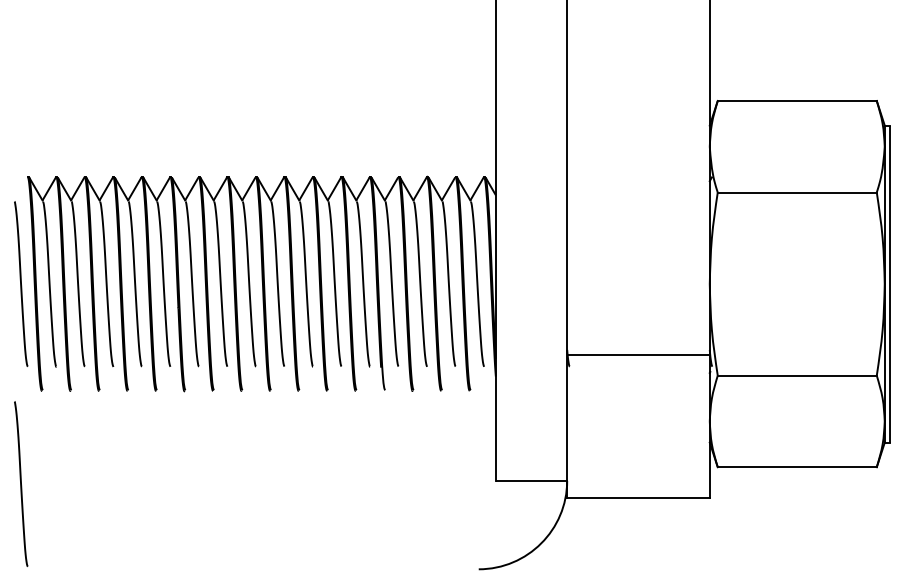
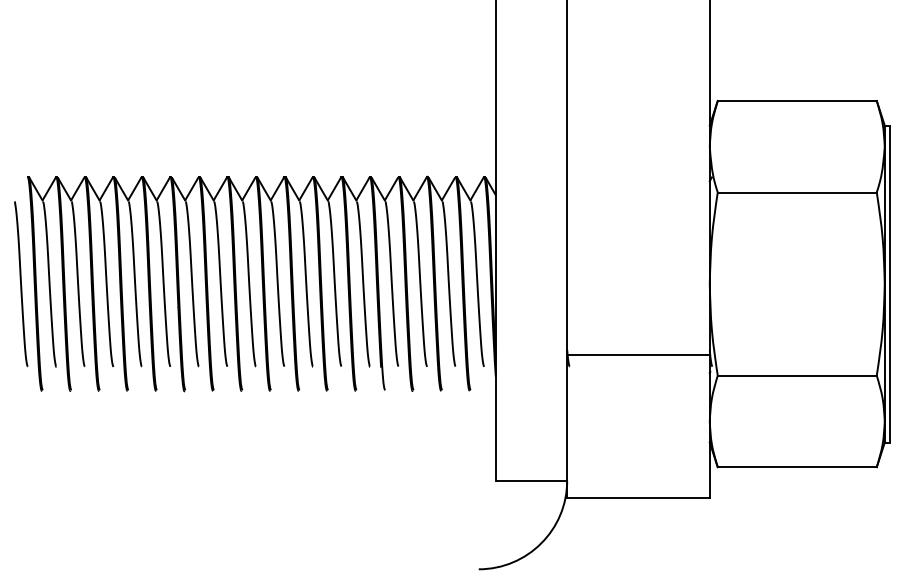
curve: present -> none (21, 483)
